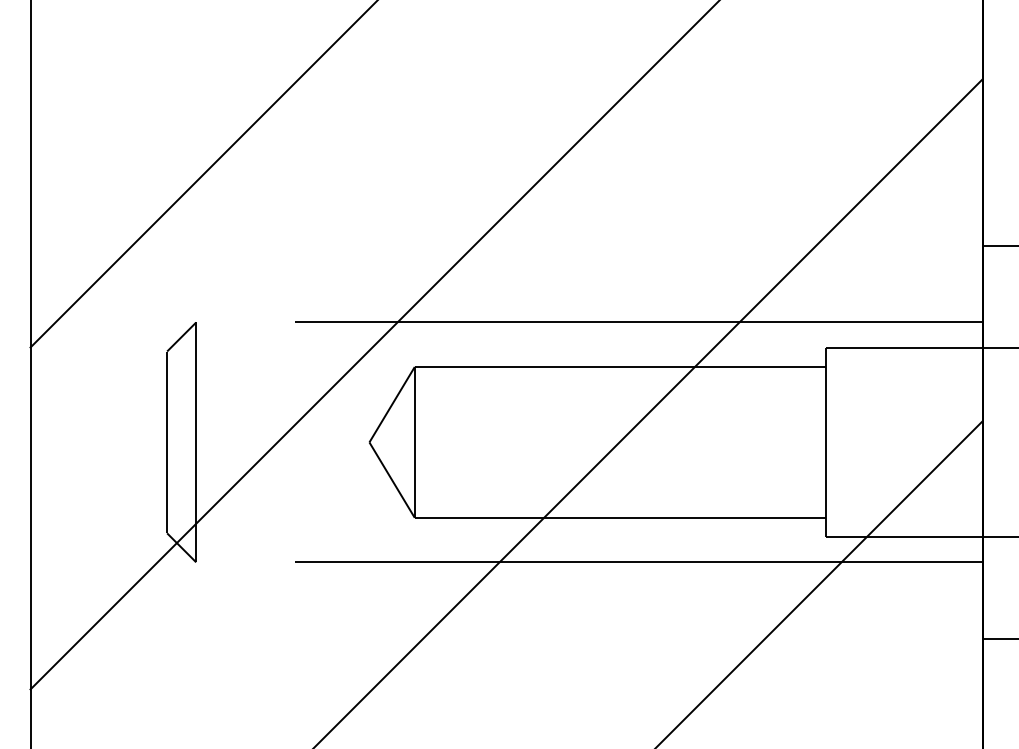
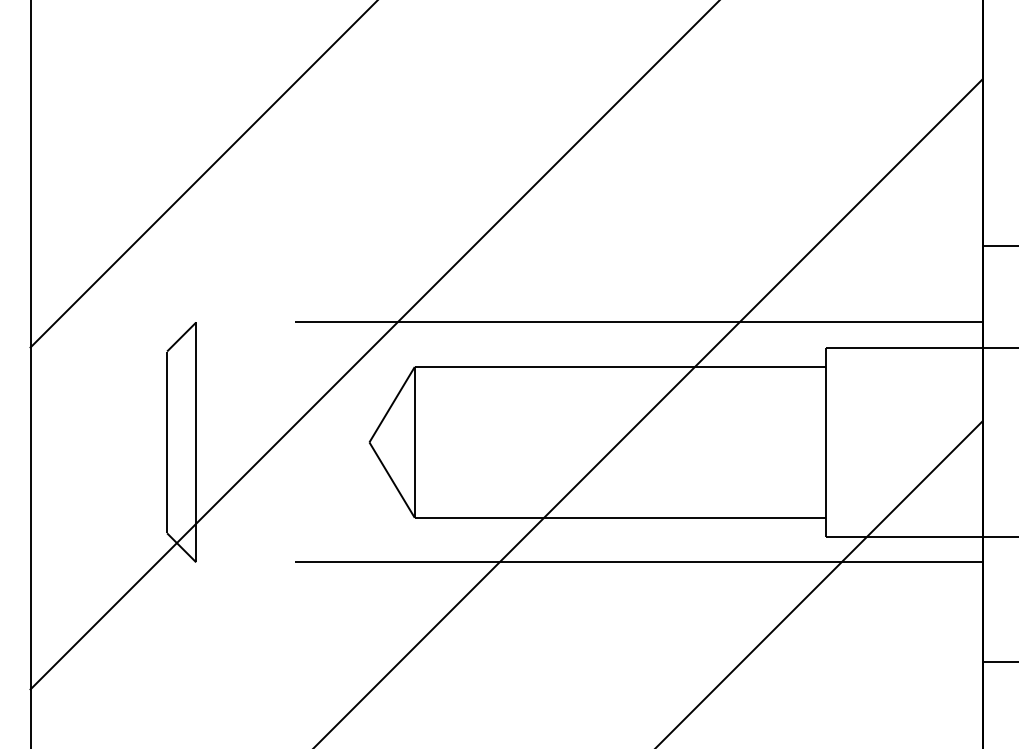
line position: (998, 638) -> (998, 661) (998, 661)
